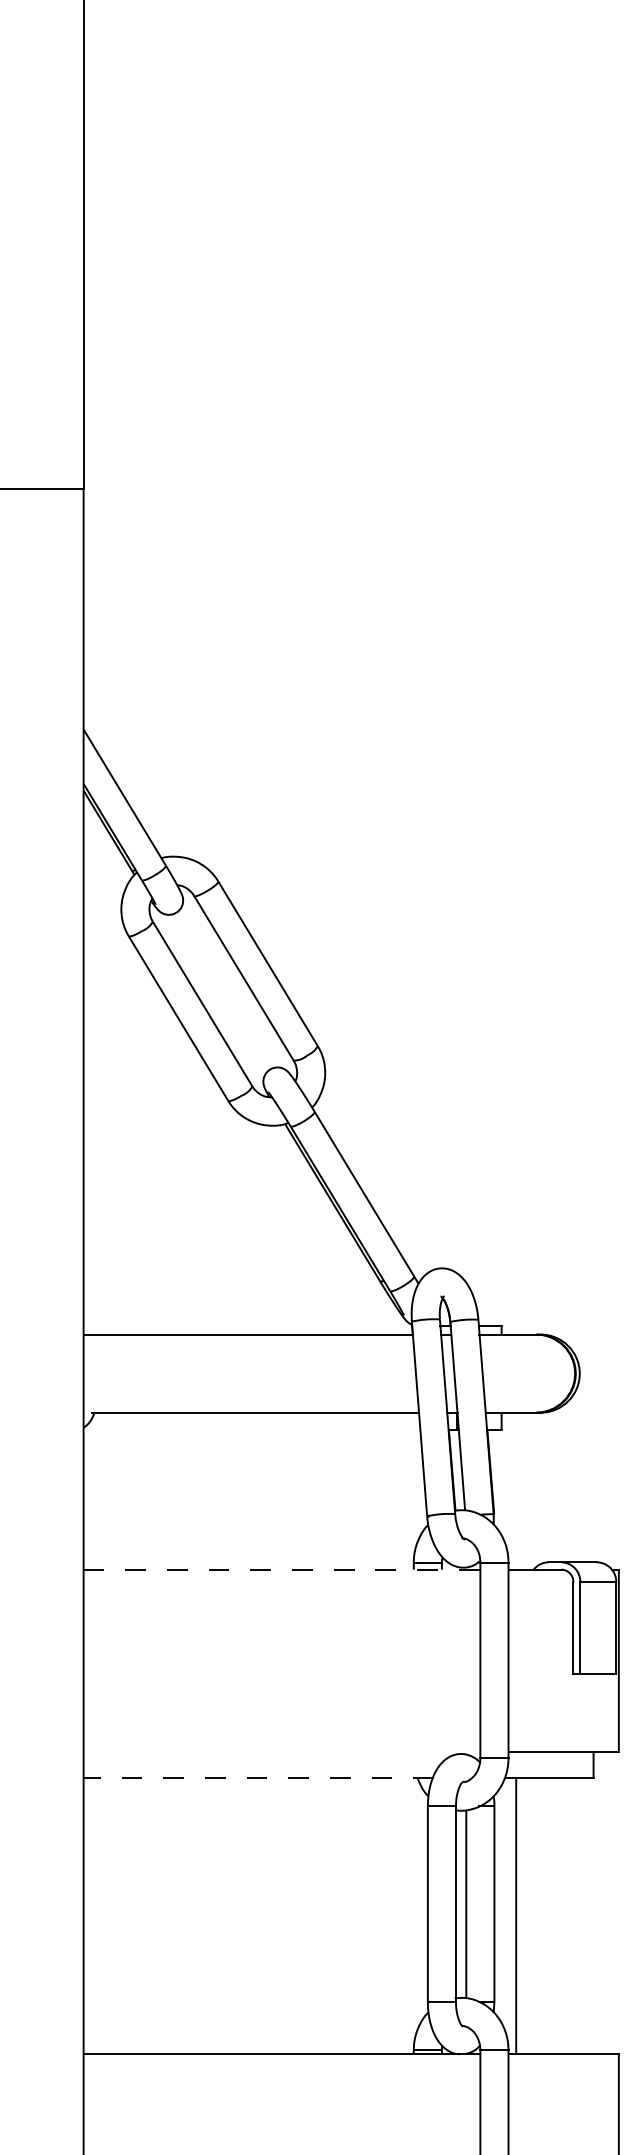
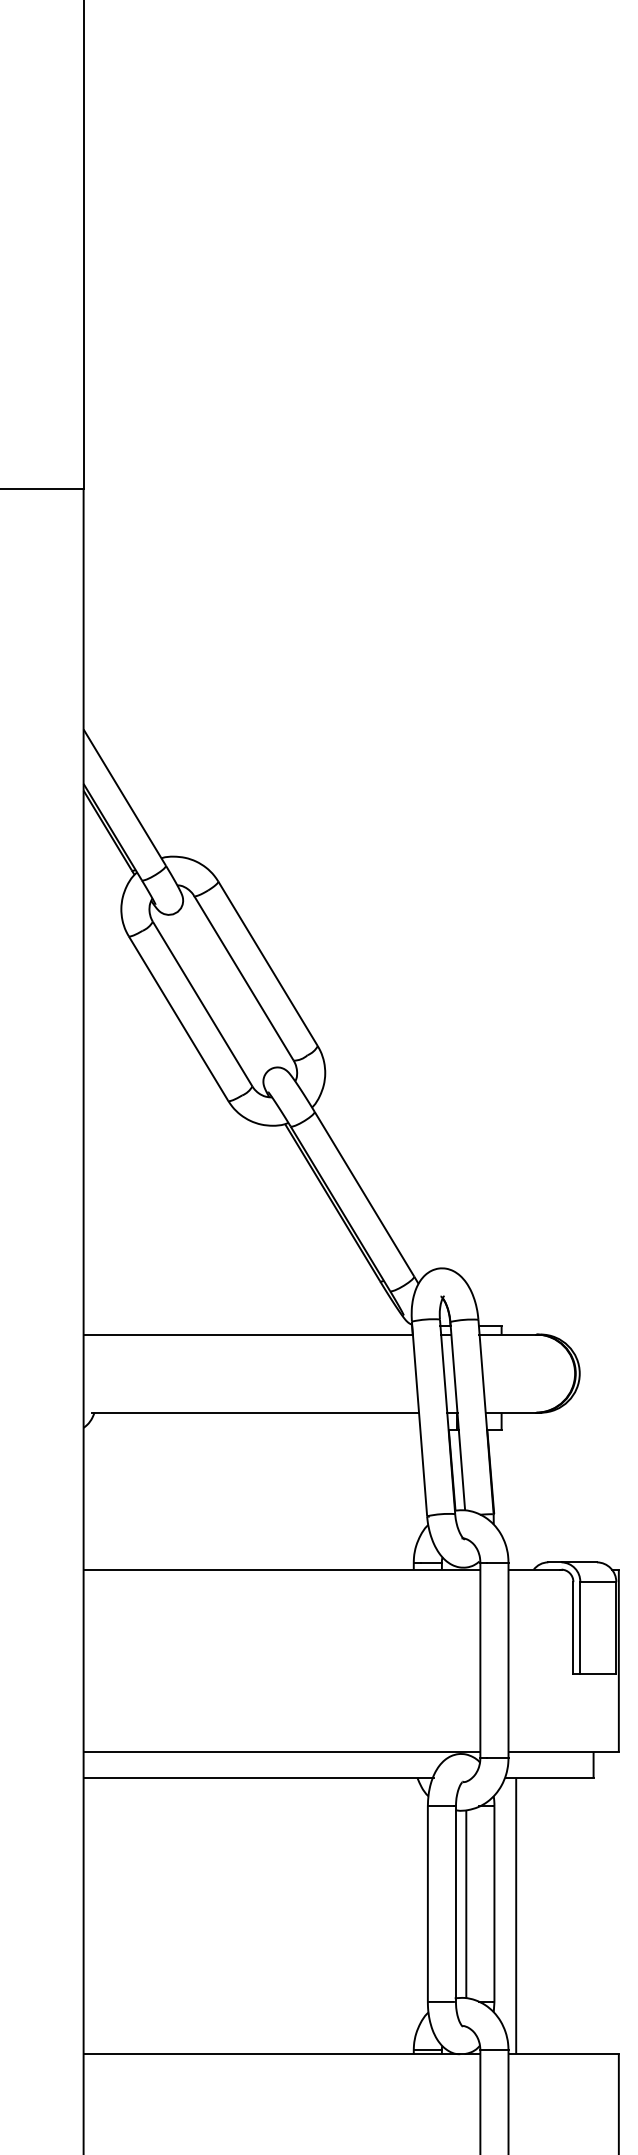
line: dashed -> solid (282, 1569)
line: none -> present (281, 1752)
line: dashed -> solid (258, 1778)
